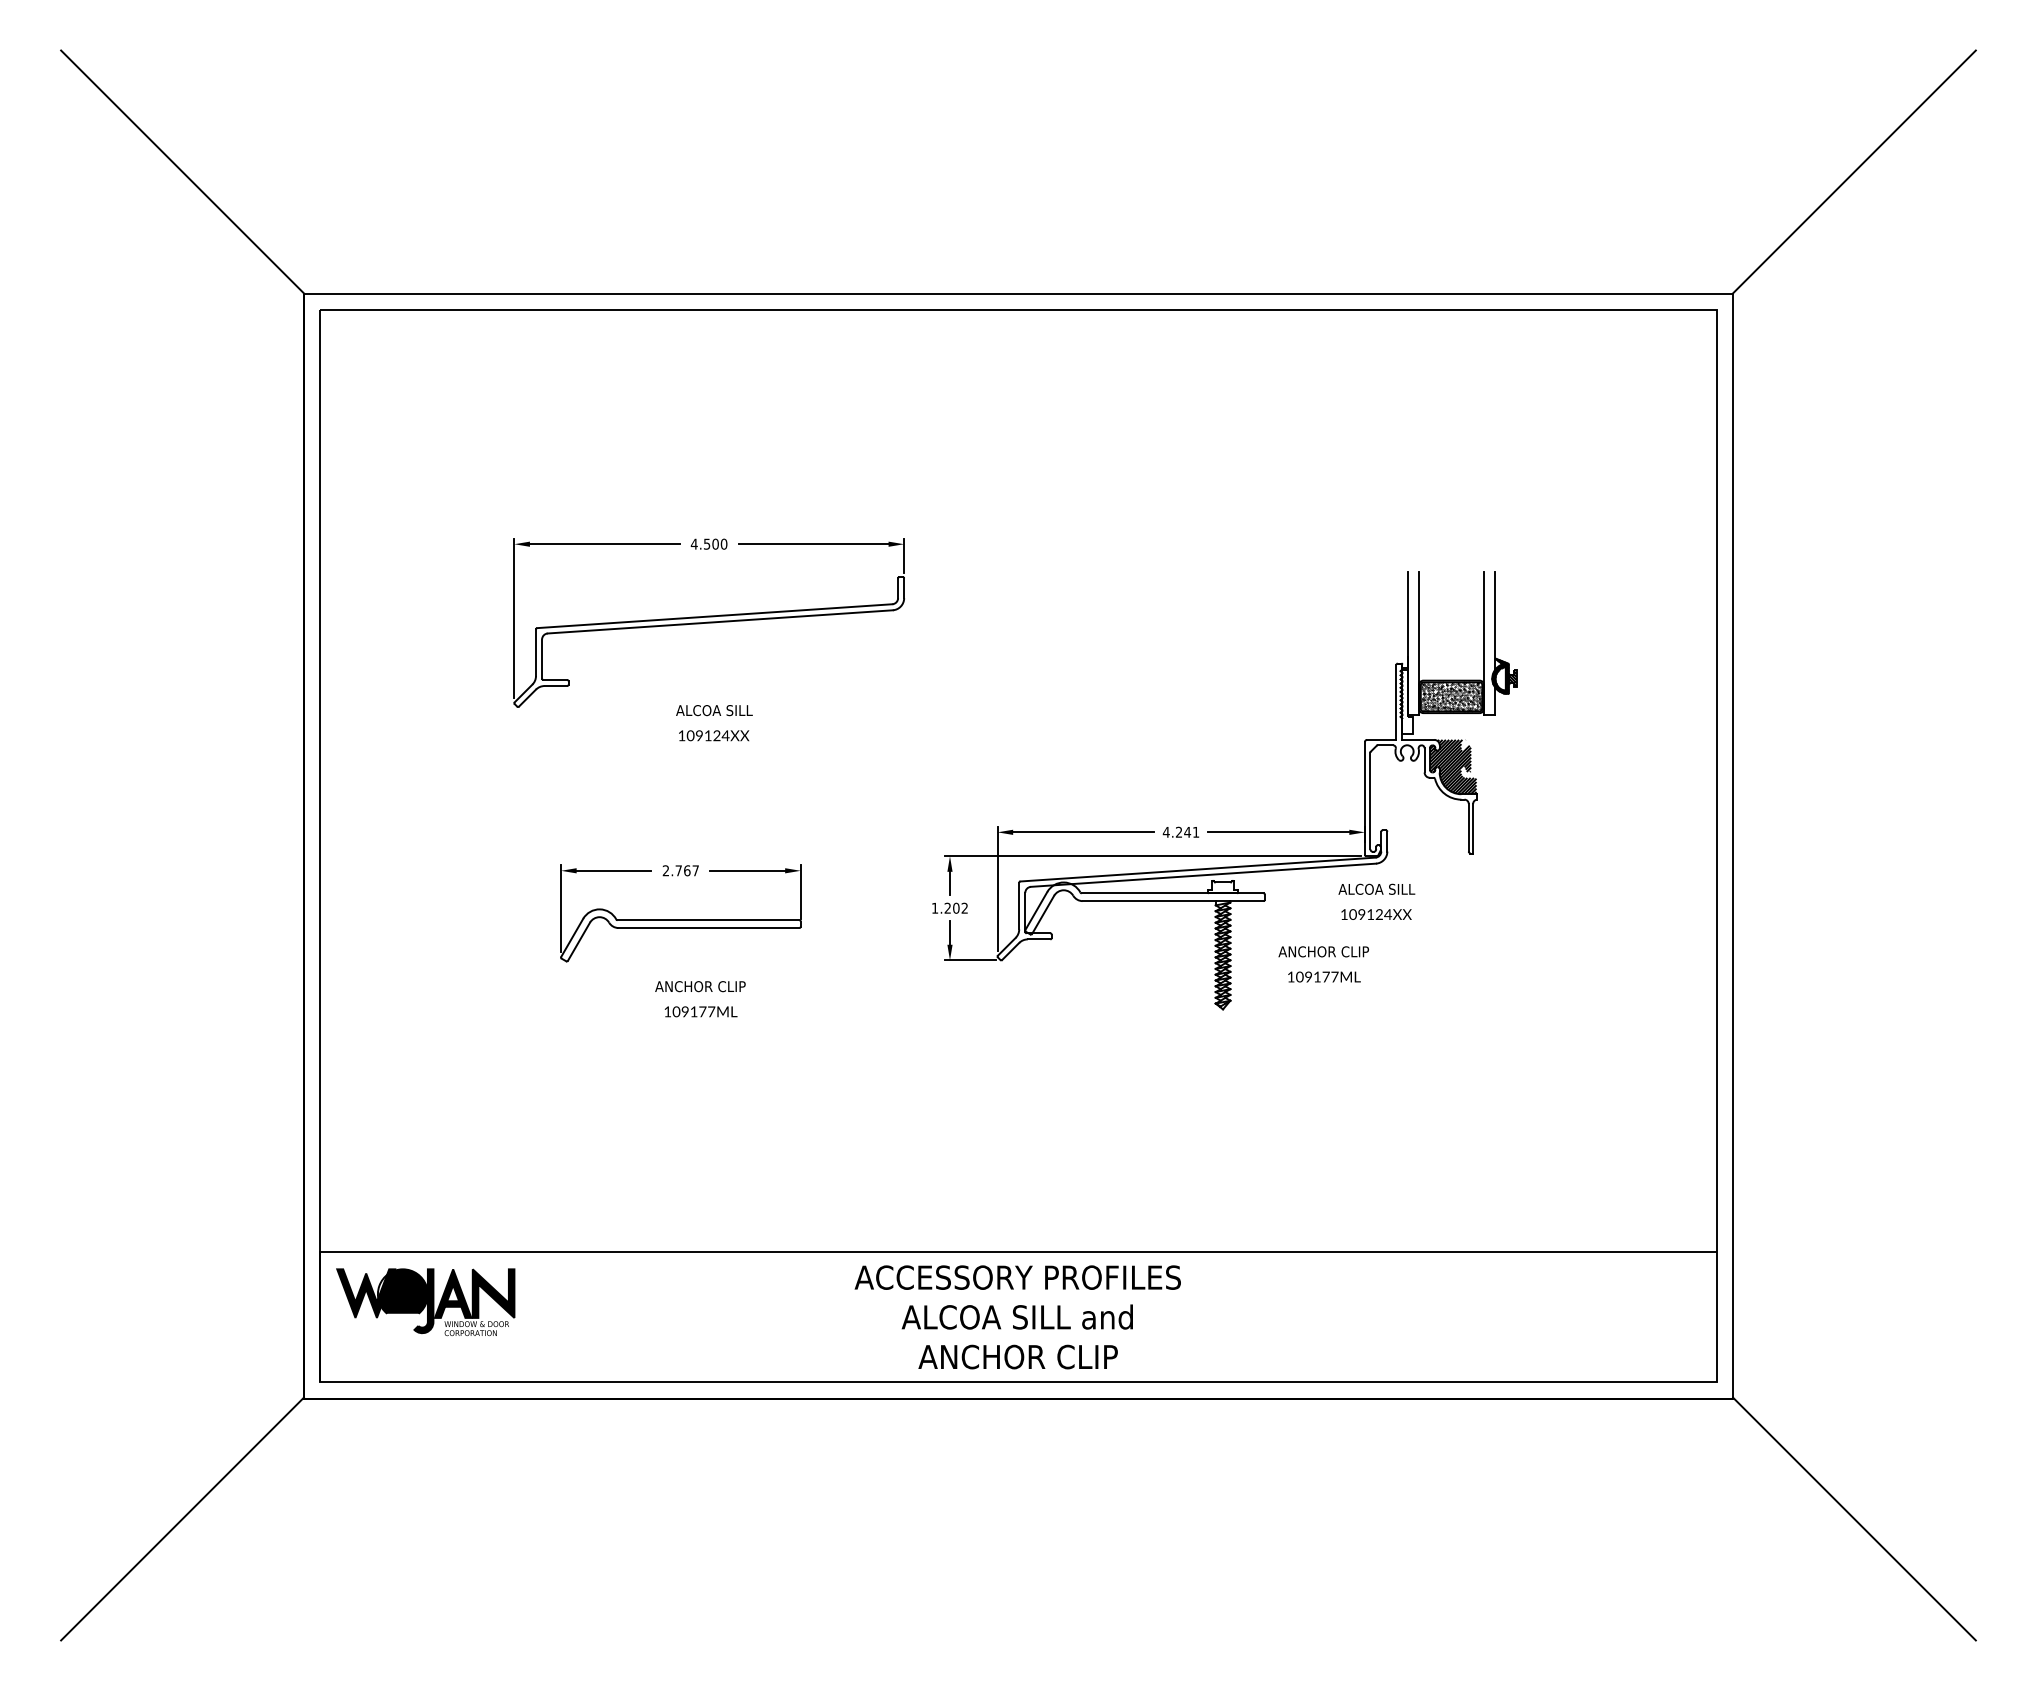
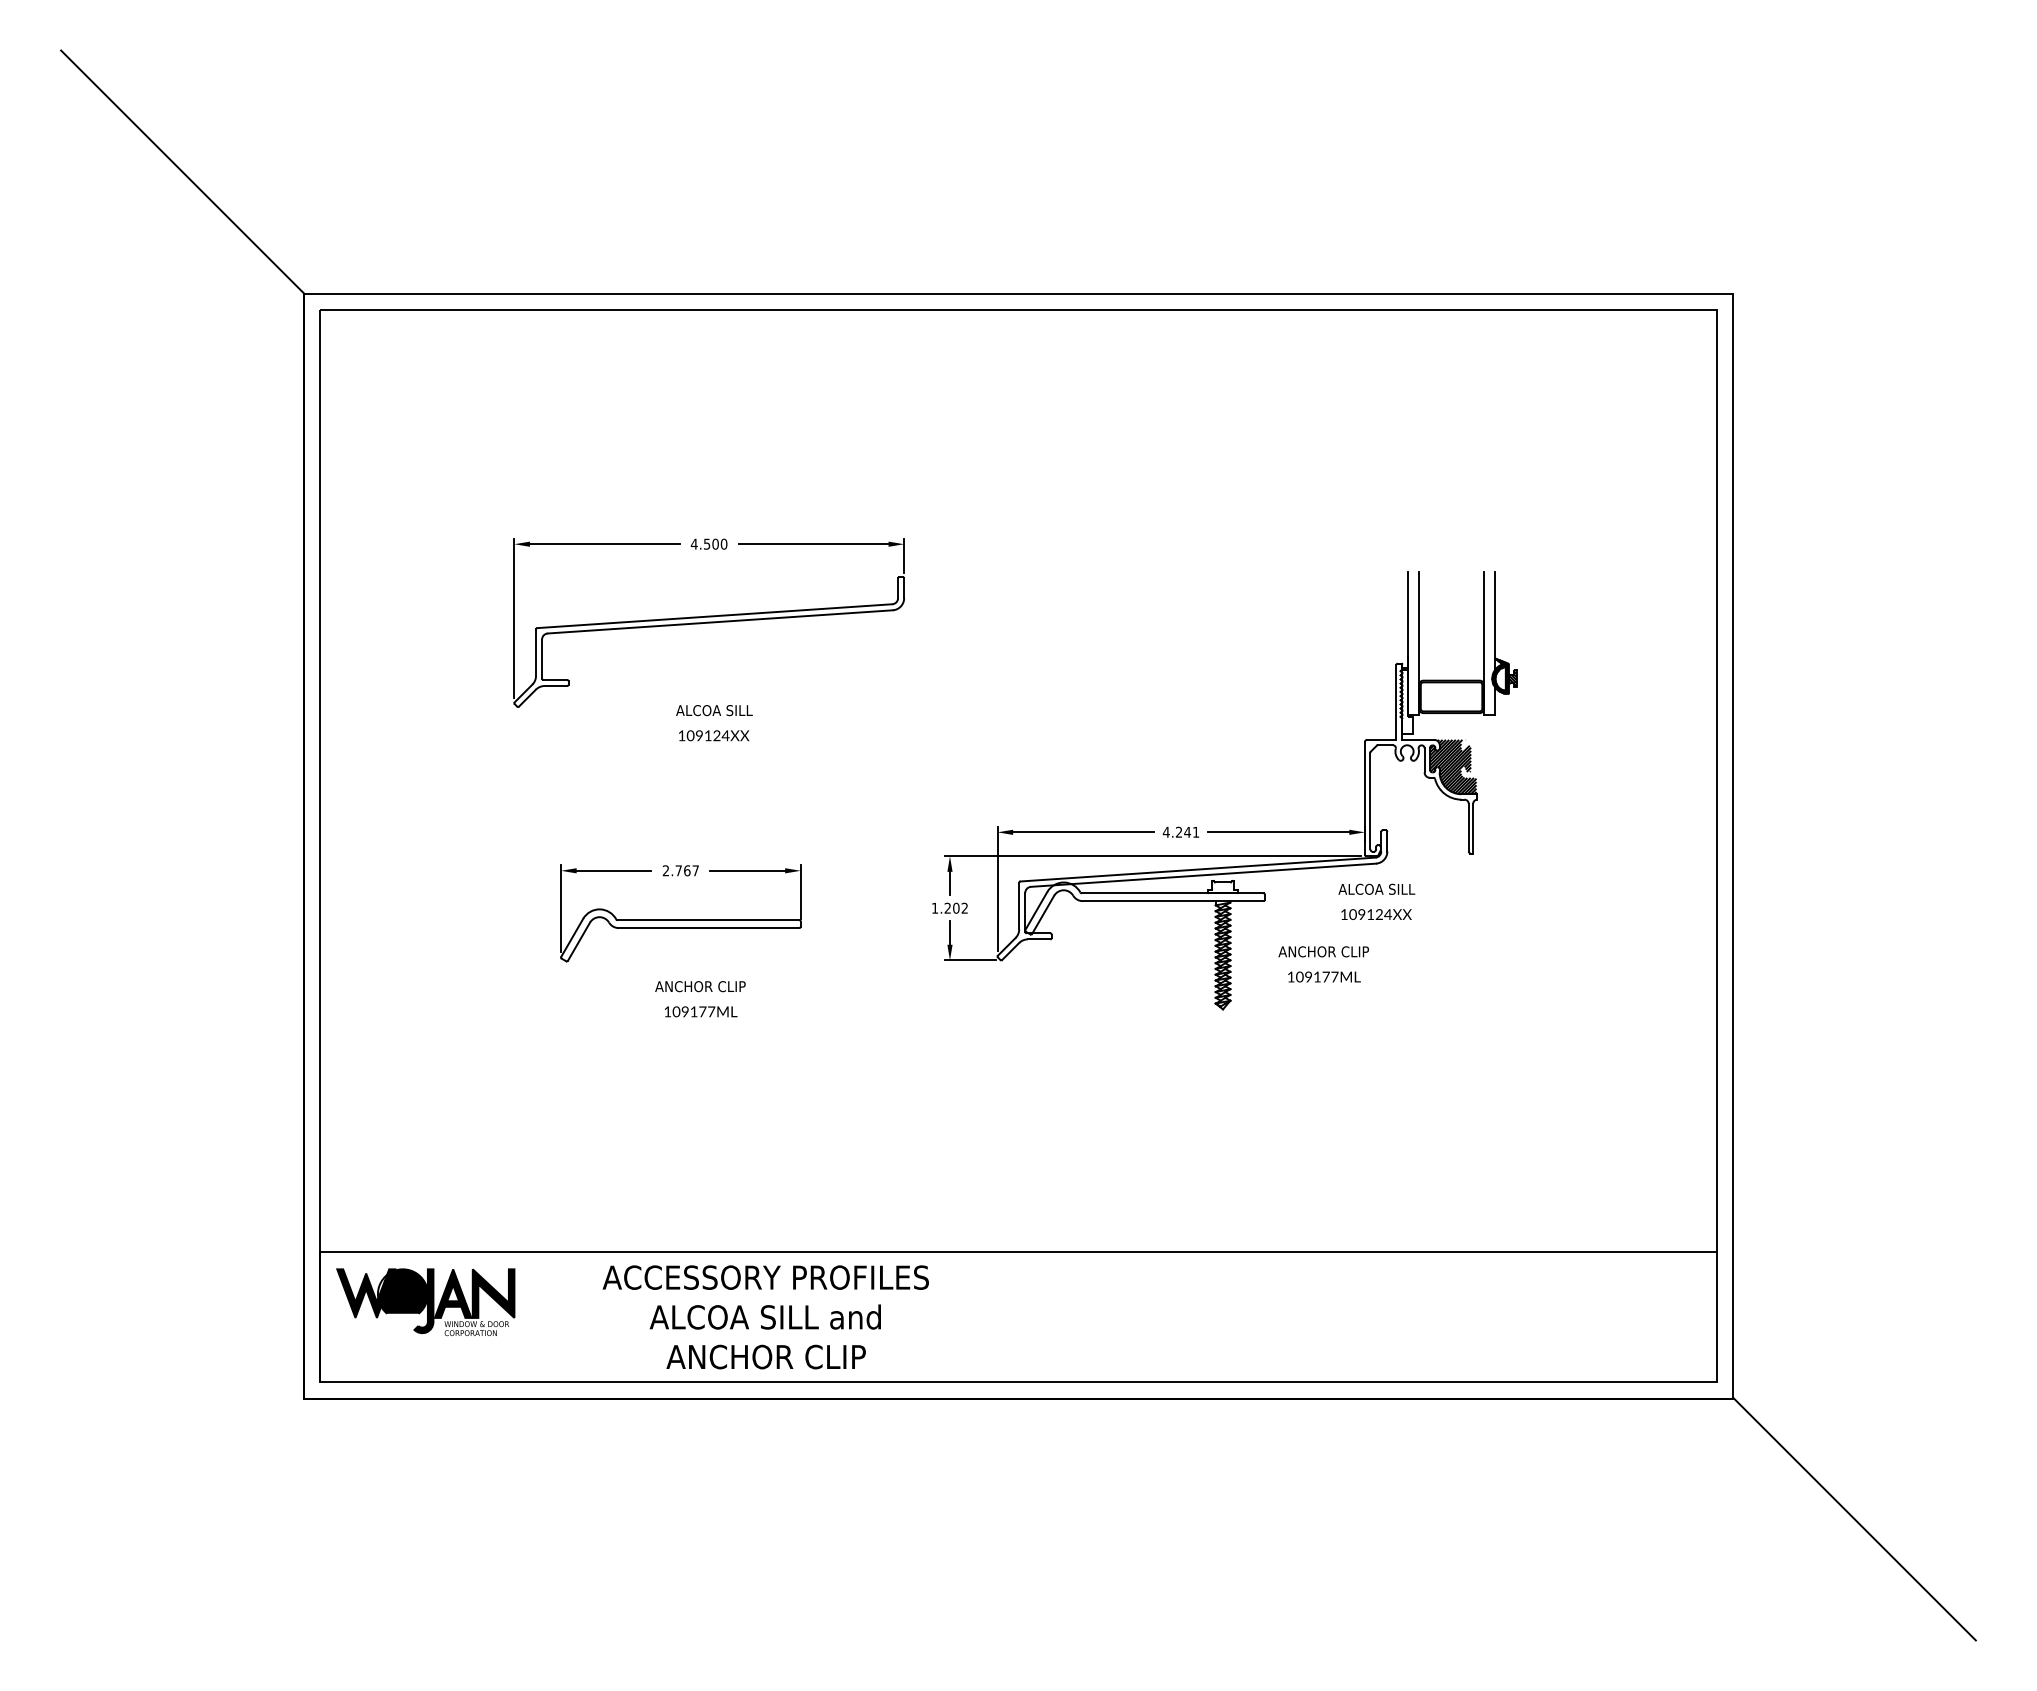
line: present -> none (1854, 171)
hatch: present -> none (1451, 696)
text position: (1017, 1317) -> (765, 1317) (765, 1317)
line: present -> none (182, 1518)
